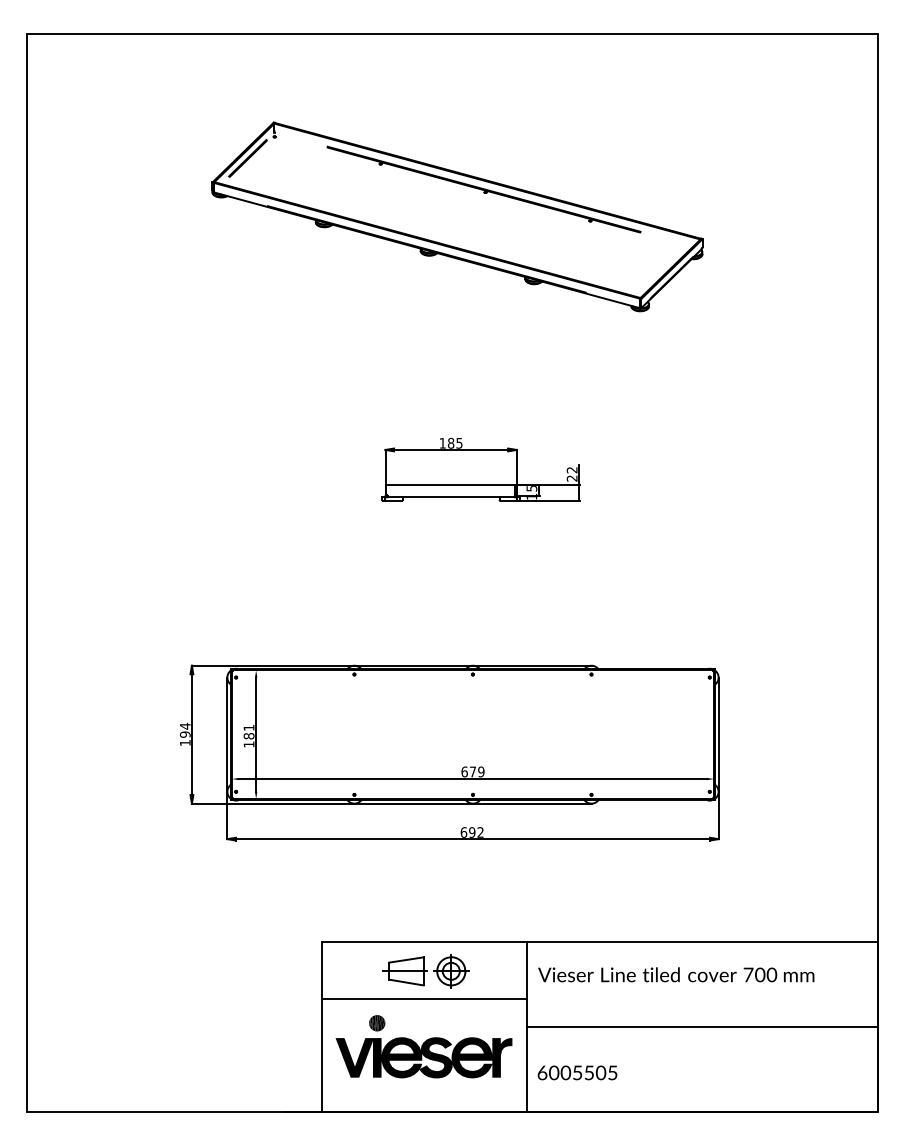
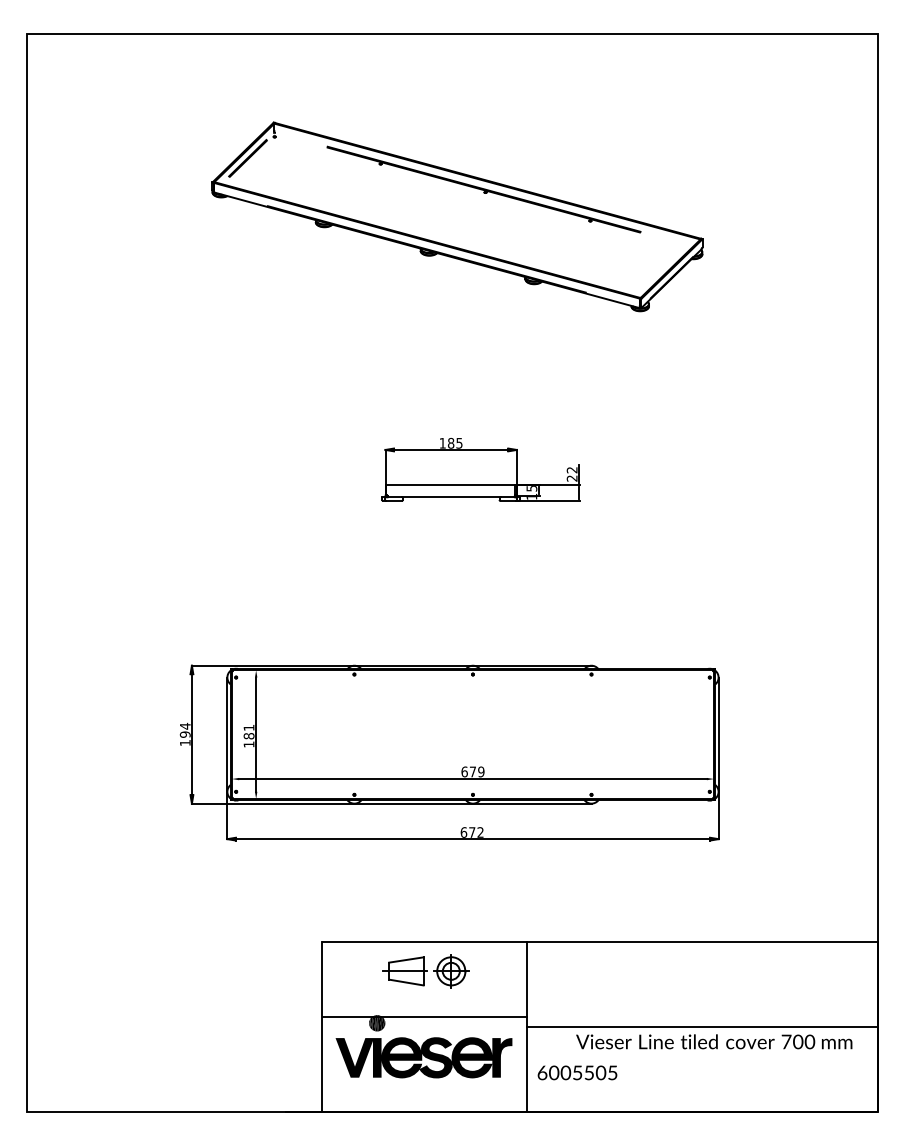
text: 692 -> 672 (472, 832)
text position: (676, 974) -> (714, 1041) (714, 1041)
line position: (424, 999) -> (424, 1017) (424, 1017)
